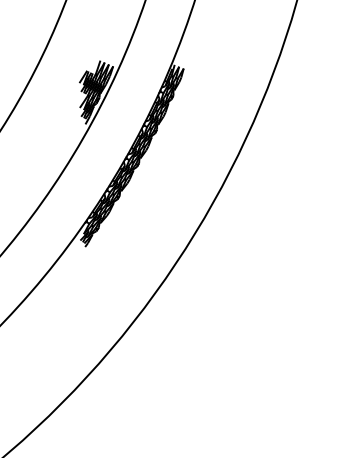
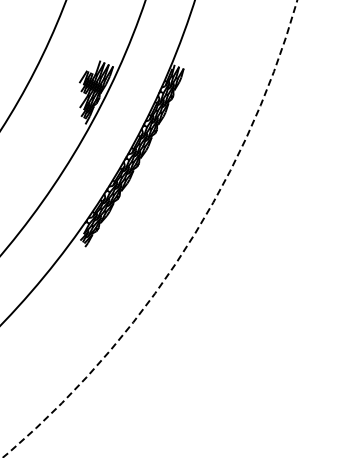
arc: solid -> dashed (185, 248)
